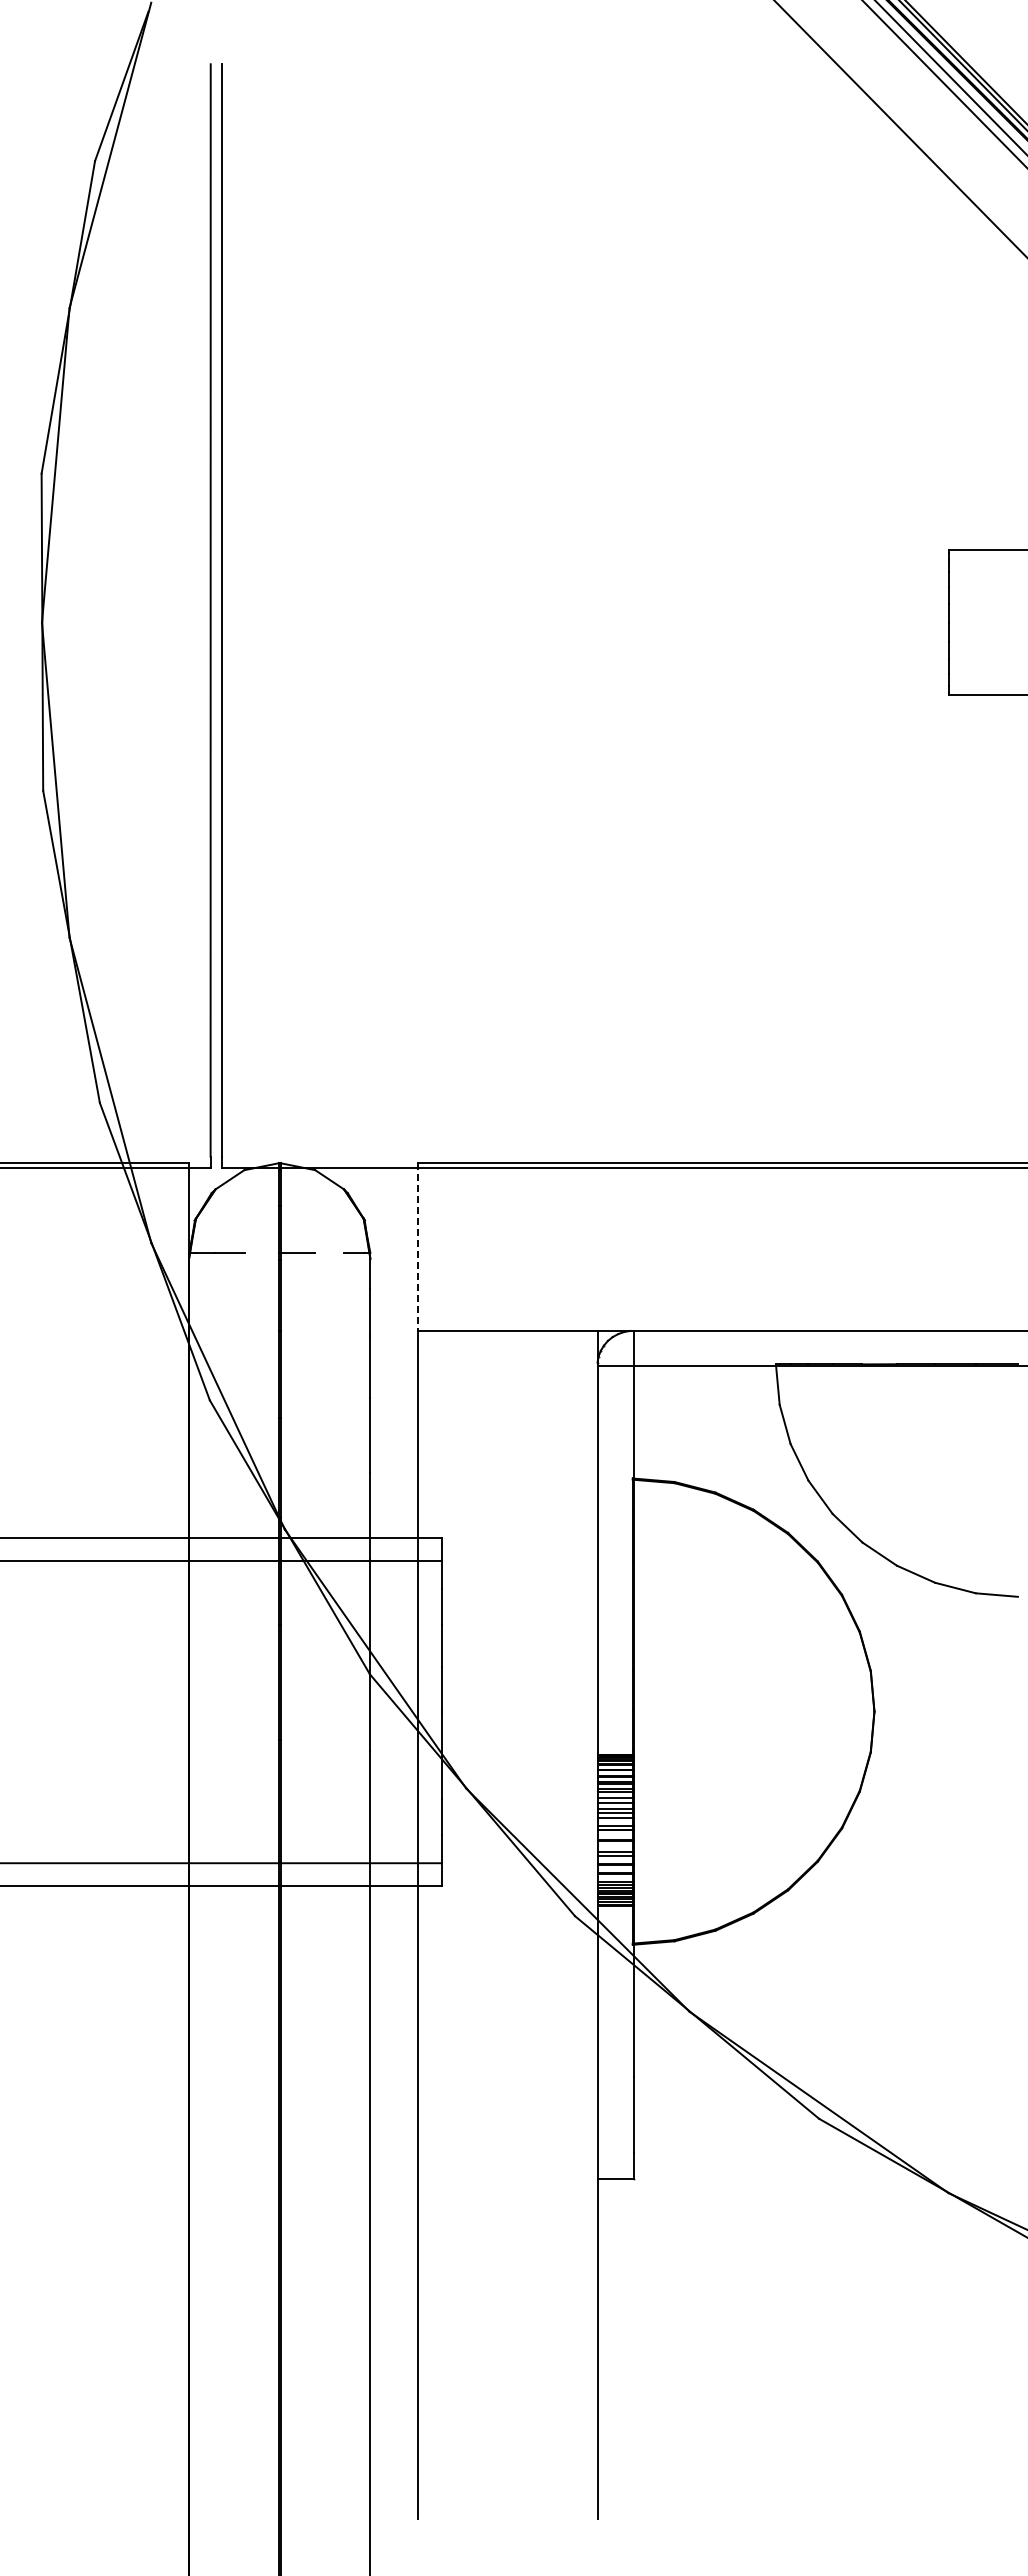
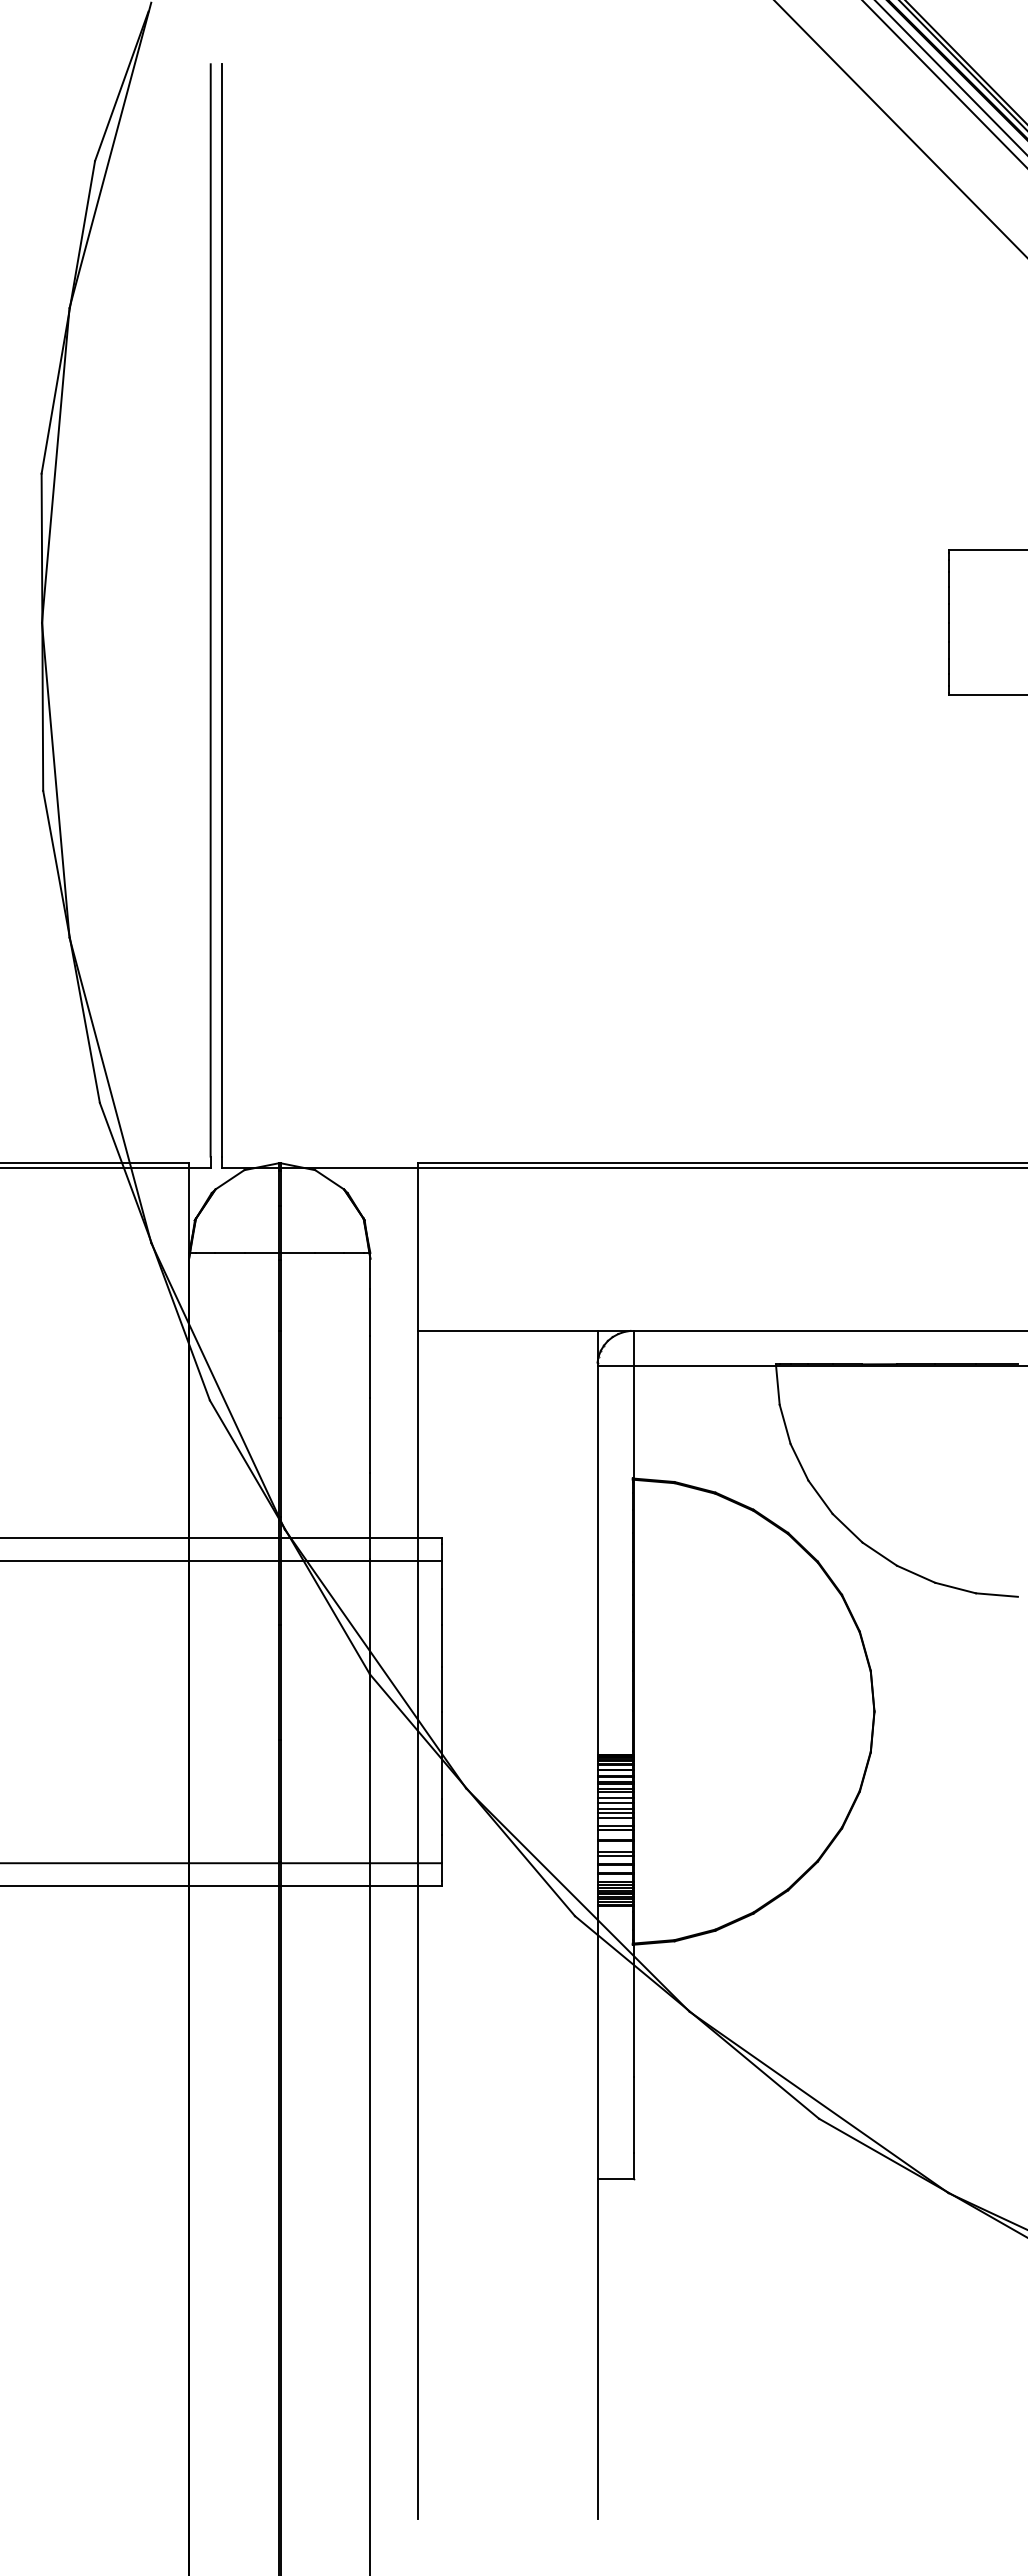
line: dashed -> solid (417, 1247)
line: none -> present (261, 1252)
line: none -> present (329, 1252)
